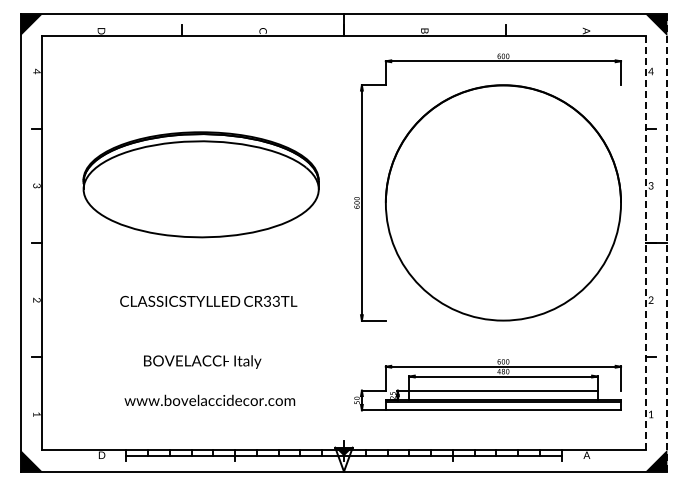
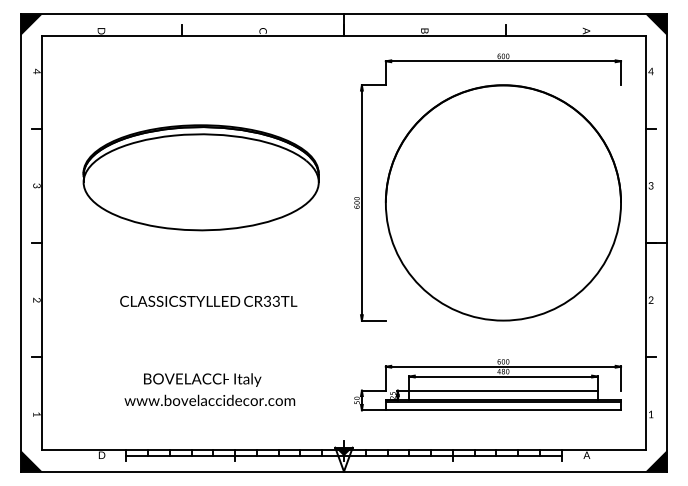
part position: (200, 184) -> (200, 177) (200, 177)
line: dashed -> solid (645, 243)
line: dashed -> solid (667, 243)
text position: (202, 361) -> (202, 379) (202, 379)
